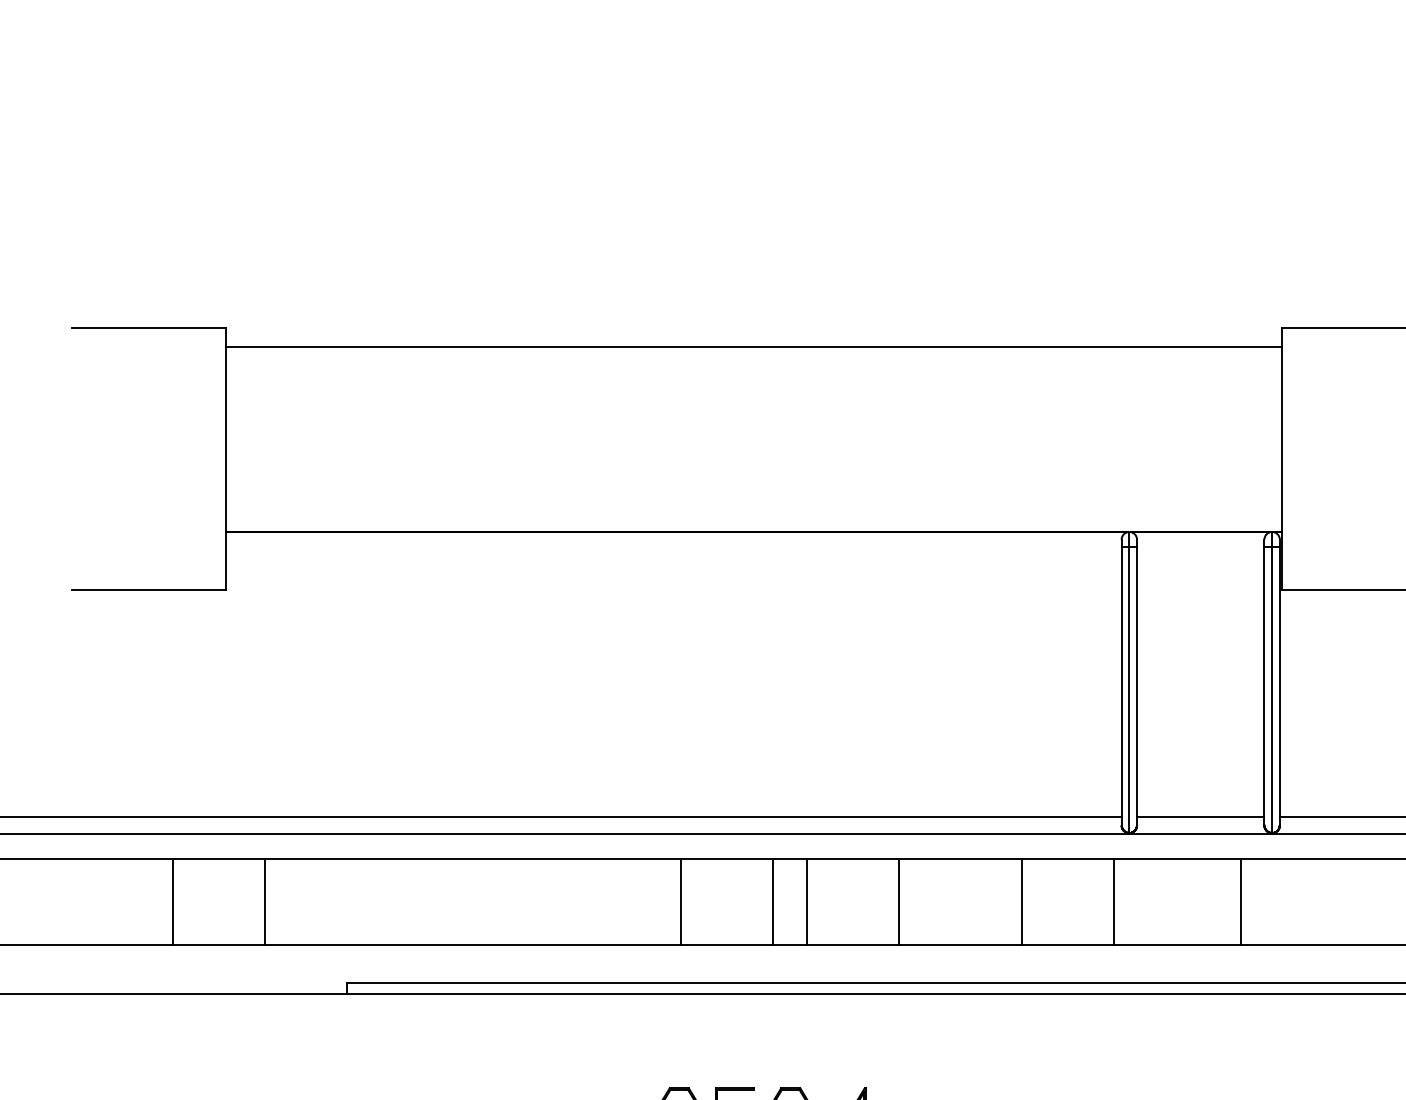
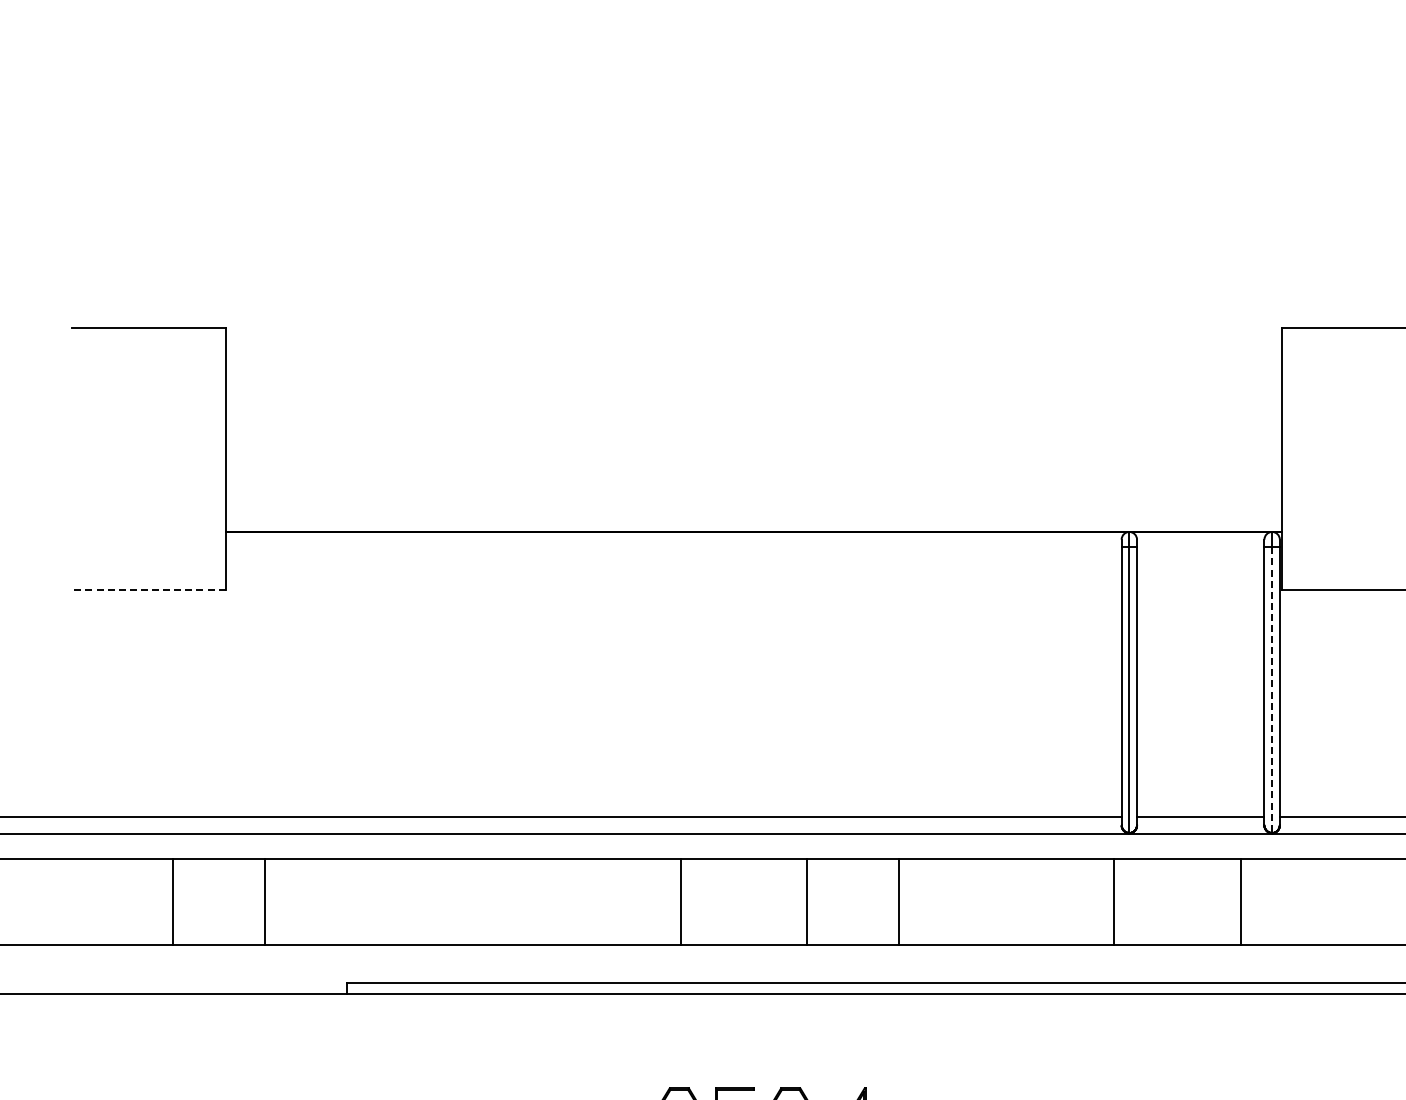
line: present -> none (753, 347)
line: solid -> dashed (148, 590)
line: solid -> dashed (1272, 690)
line: present -> none (773, 901)
line: present -> none (1021, 901)
